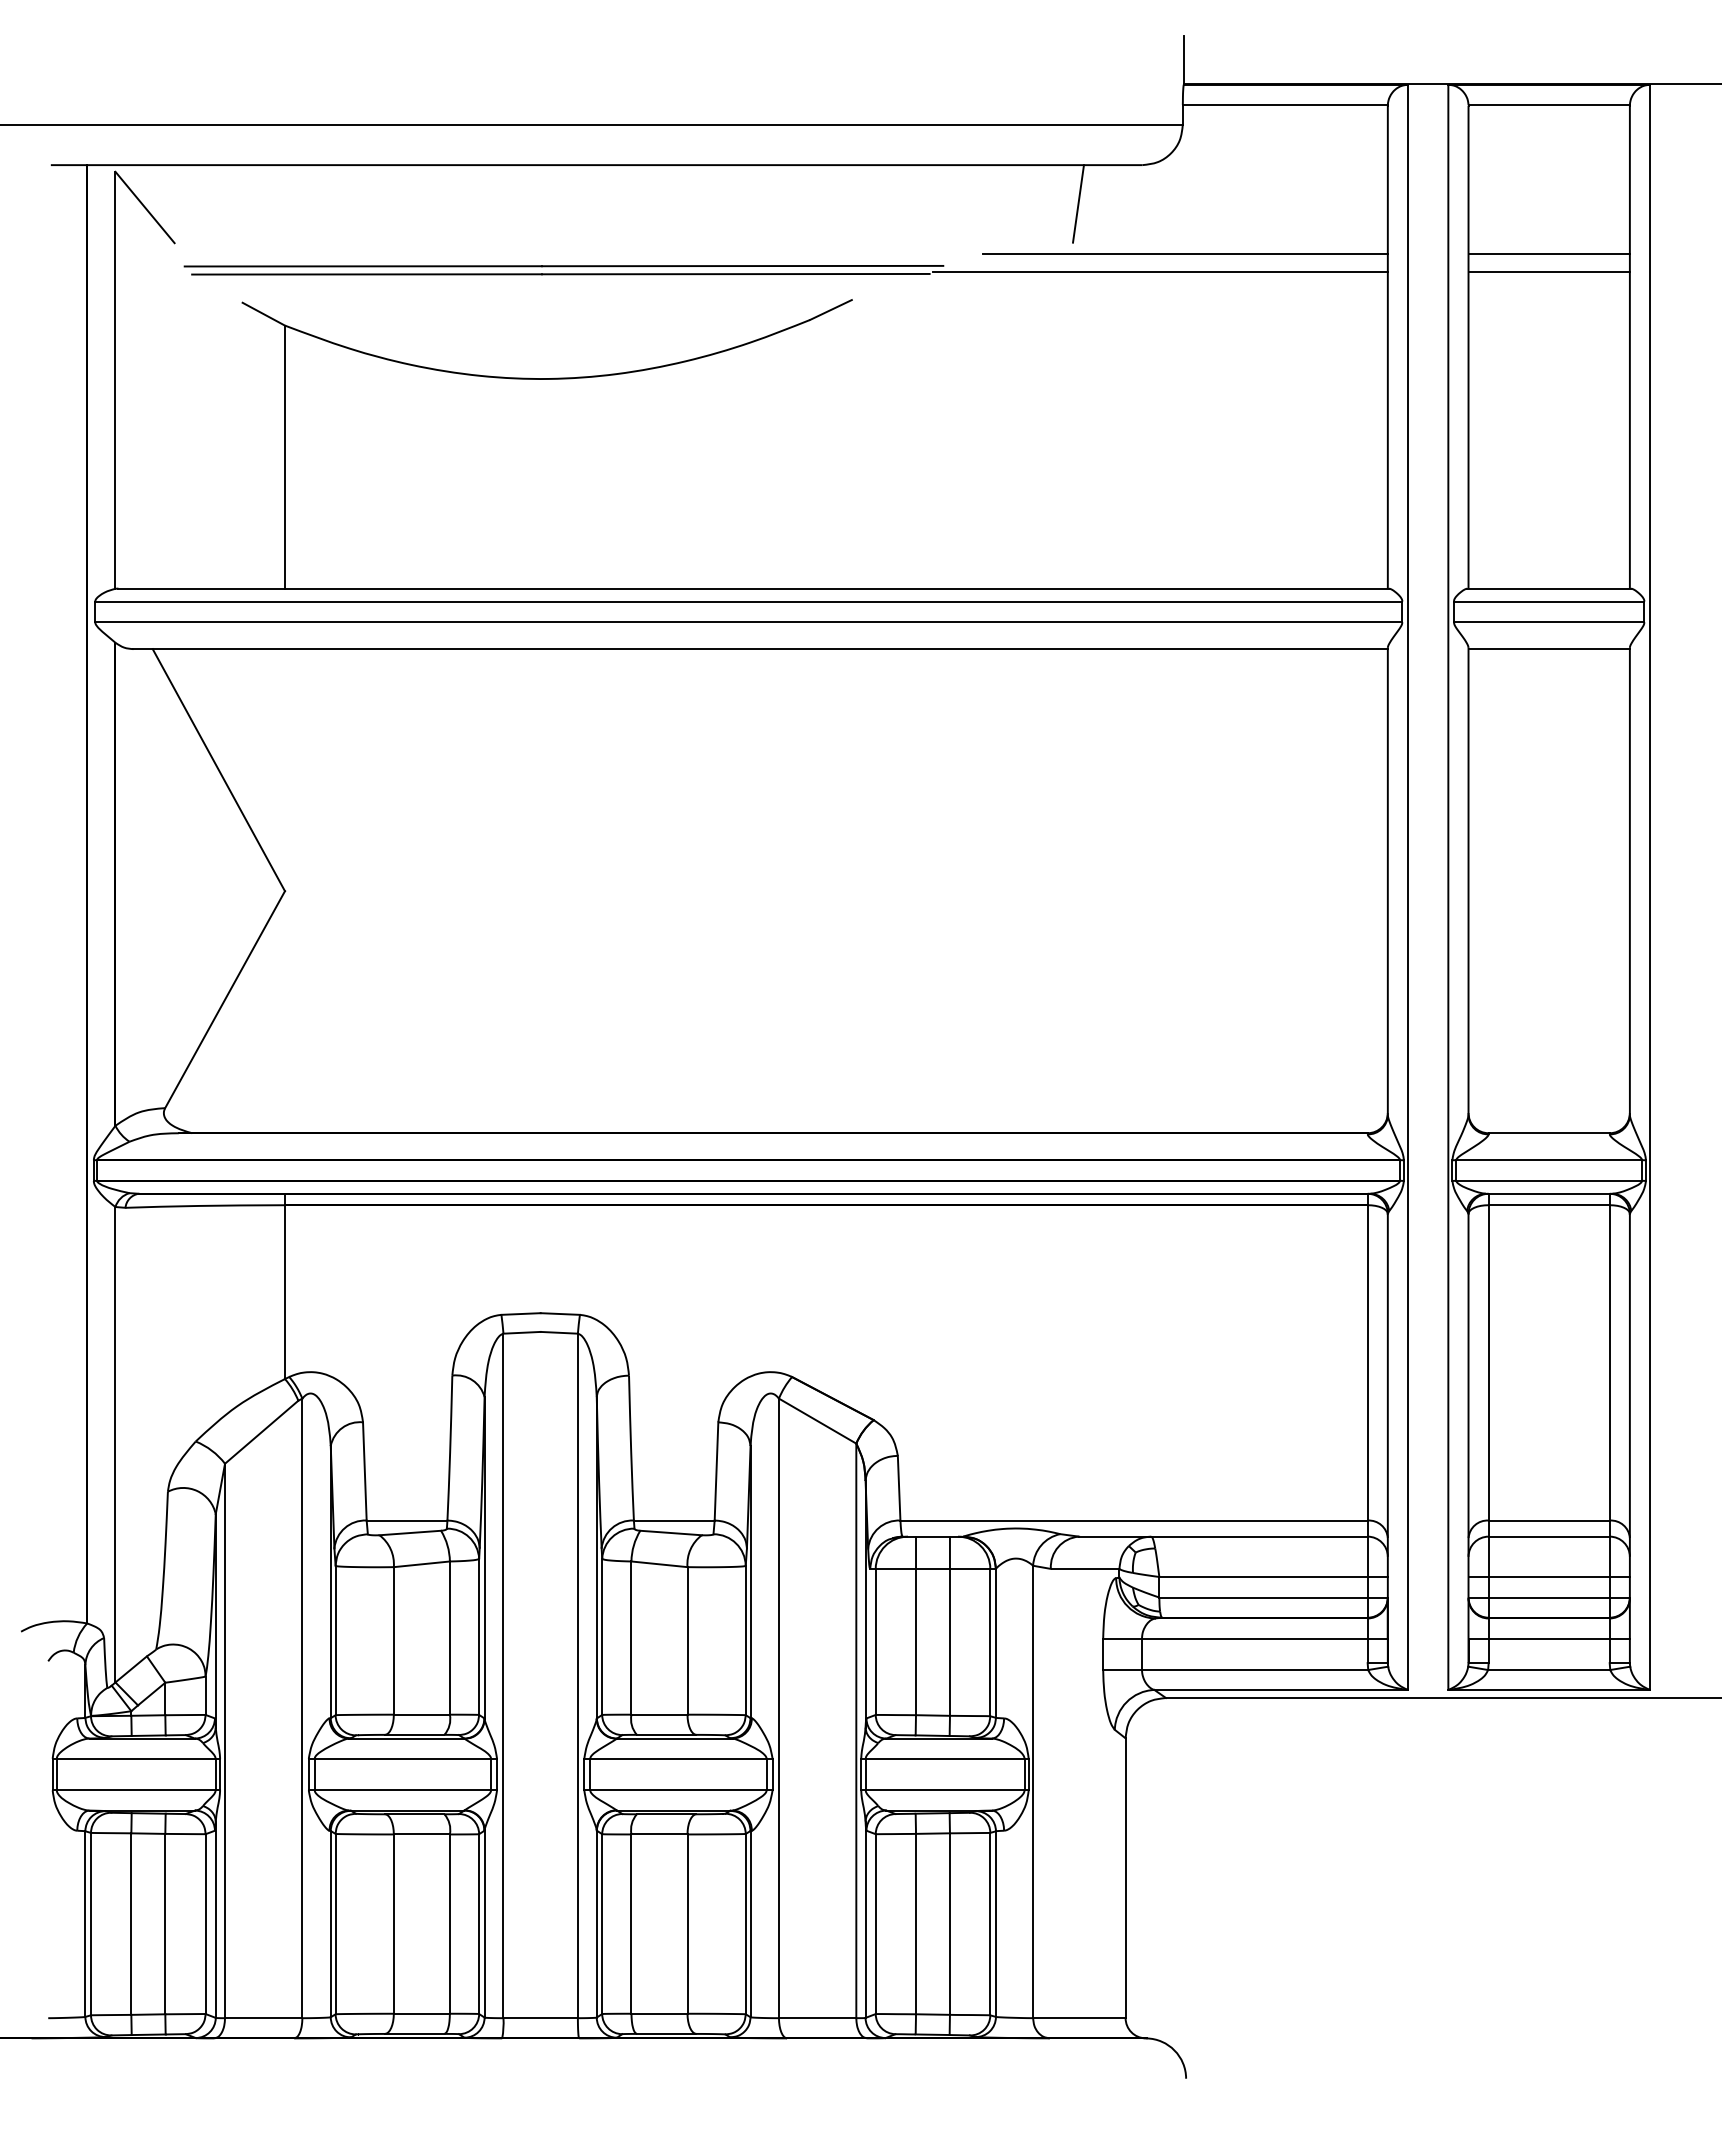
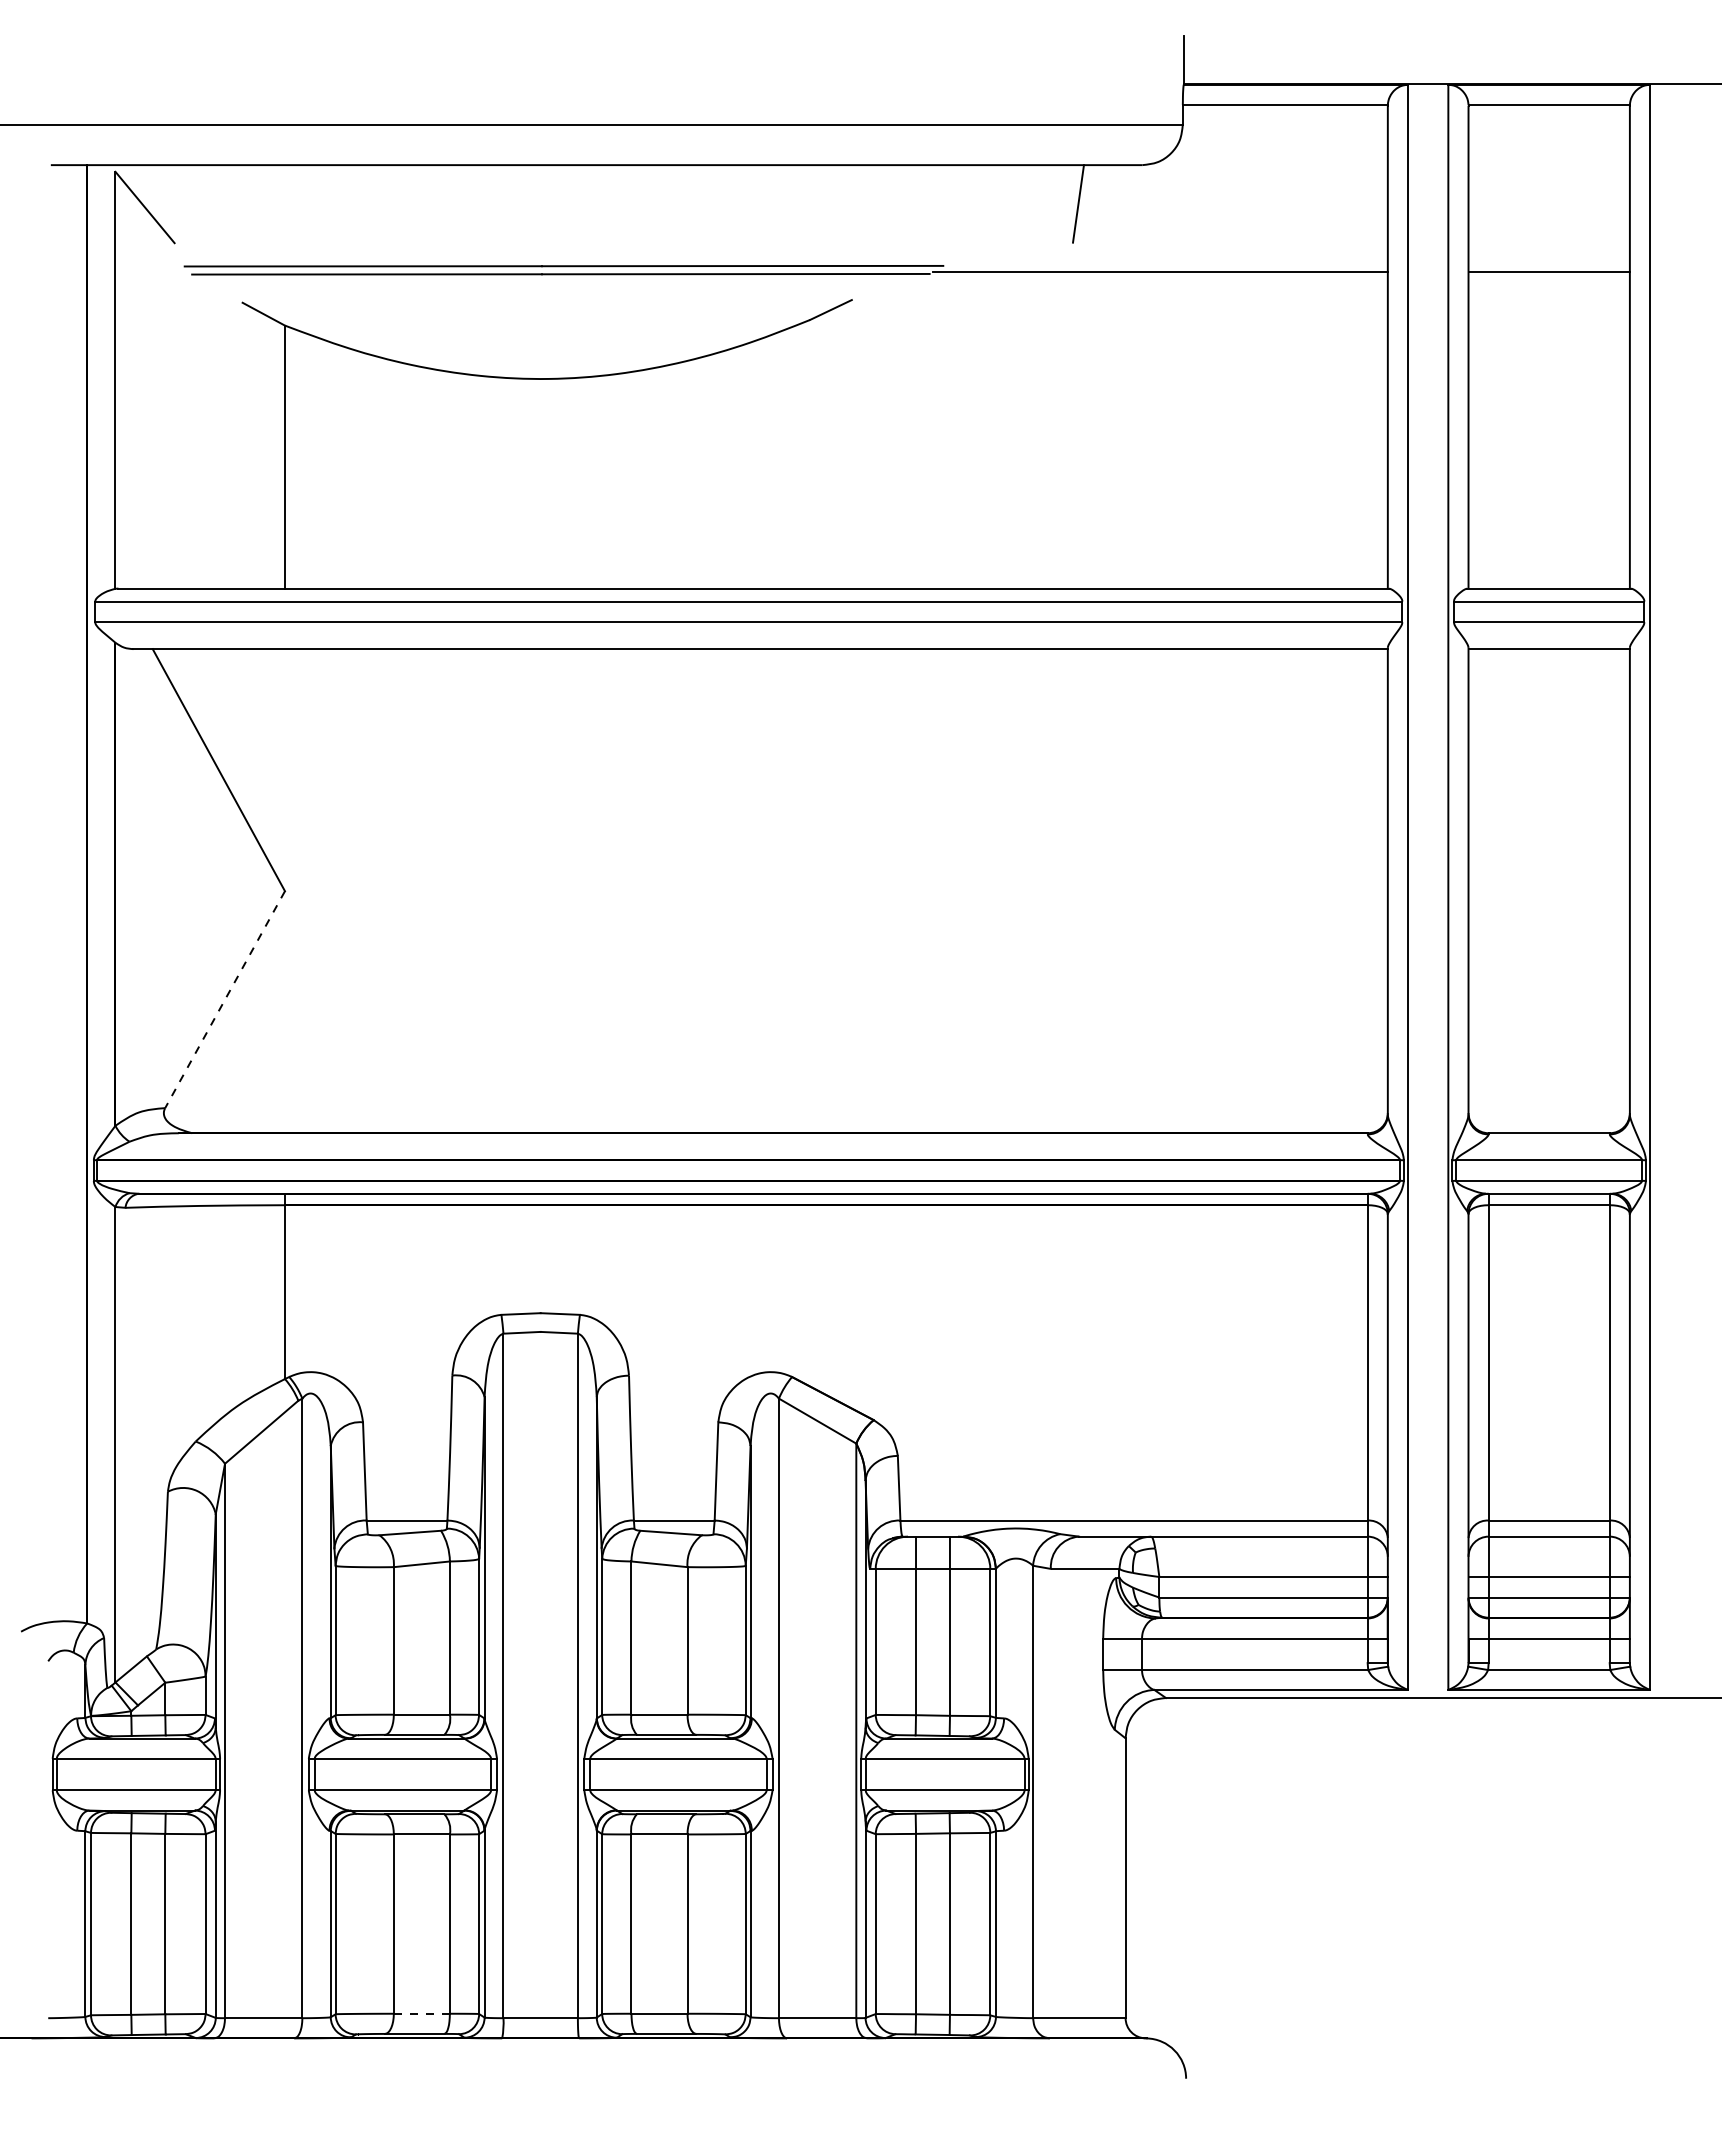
line: present -> none (1184, 253)
line: present -> none (1548, 253)
line: solid -> dashed (225, 999)
line: solid -> dashed (422, 2013)
